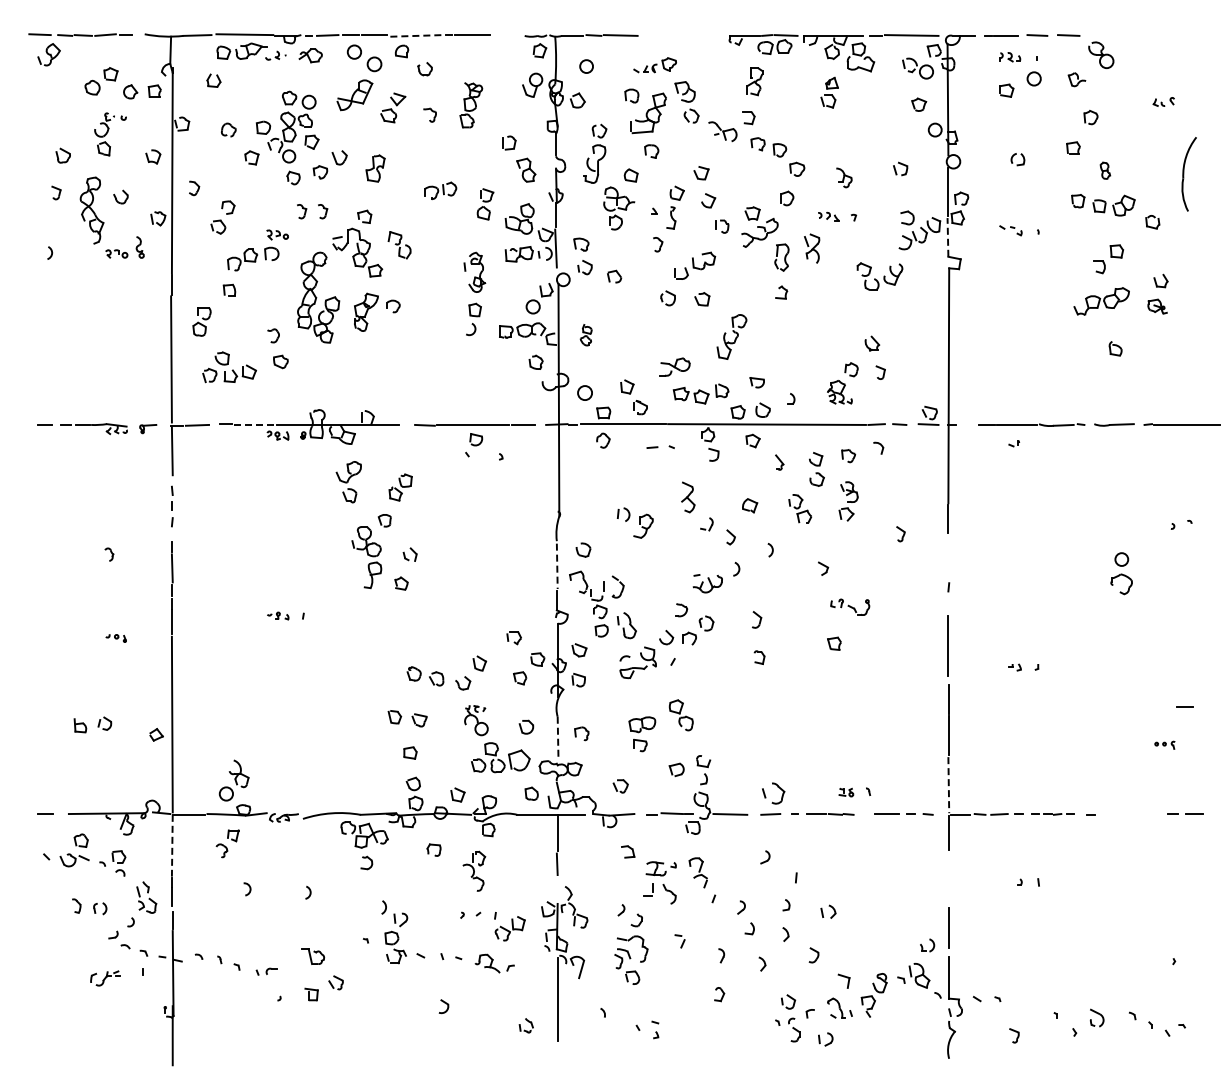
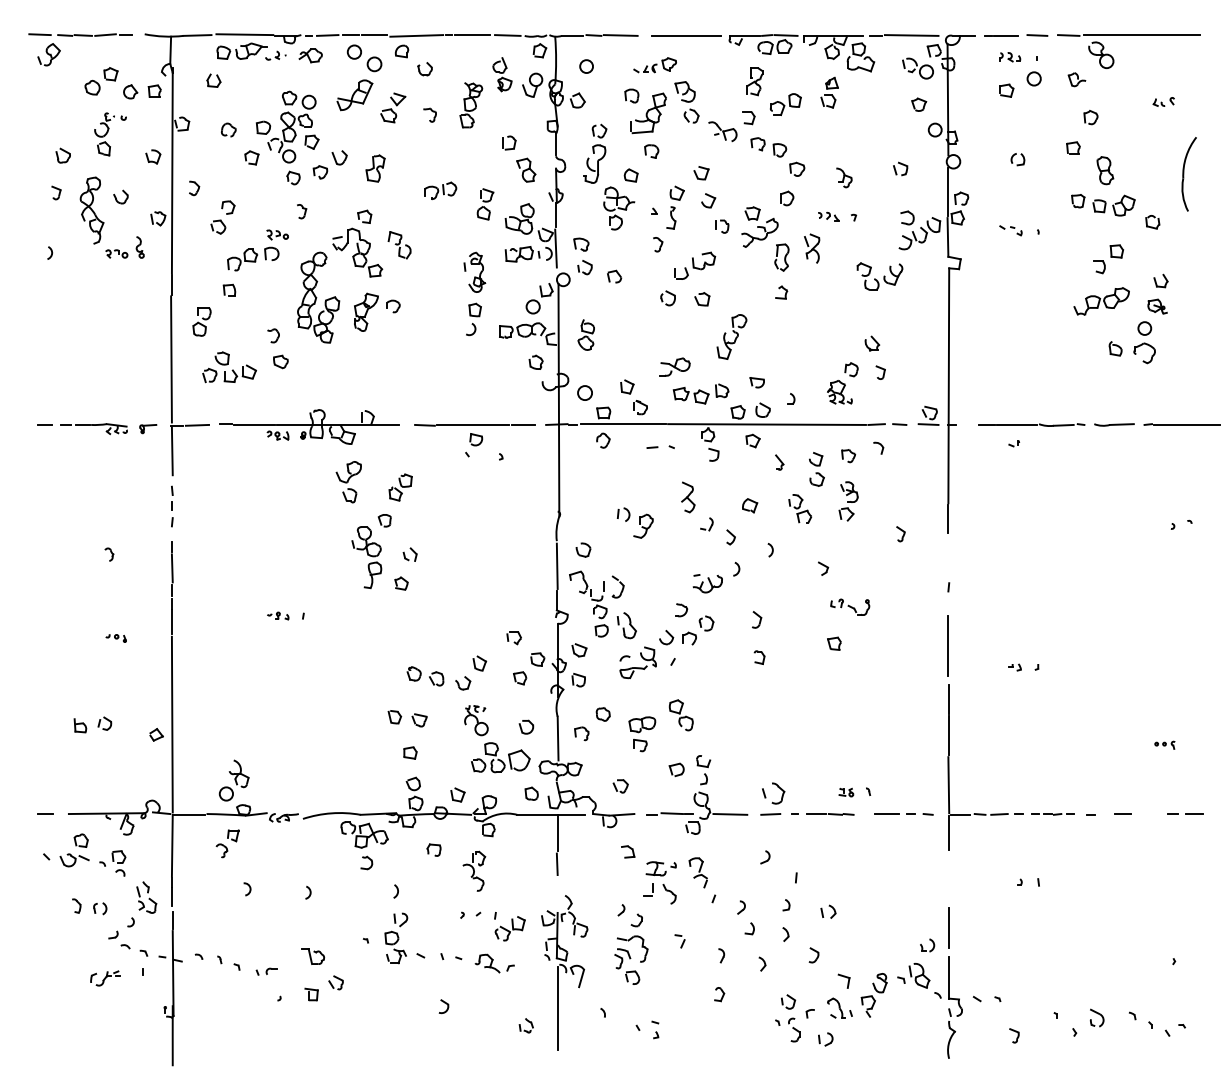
line: dashed -> solid (417, 35)
line: none -> present (507, 35)
line: none -> present (685, 35)
line: none -> present (1141, 35)
part: none -> present (502, 74)
part: none -> present (785, 104)
part size: 13x19 px -> 19x30 px (1105, 170)
part: present -> none (323, 211)
line: dashed -> solid (947, 236)
part size: 14x23 px -> 18x32 px (585, 334)
line: dashed -> solid (254, 424)
line: dashed -> solid (557, 566)
part position: (1121, 573) -> (1144, 342) (1144, 342)
line position: (1184, 706) -> (1122, 813) (1122, 813)
part: none -> present (602, 714)
line: dashed -> solid (558, 738)
line: dashed -> solid (948, 785)
line: dashed -> solid (172, 845)
arc position: (385, 907) -> (397, 891) (397, 891)
part position: (564, 963) -> (564, 972) (564, 972)
